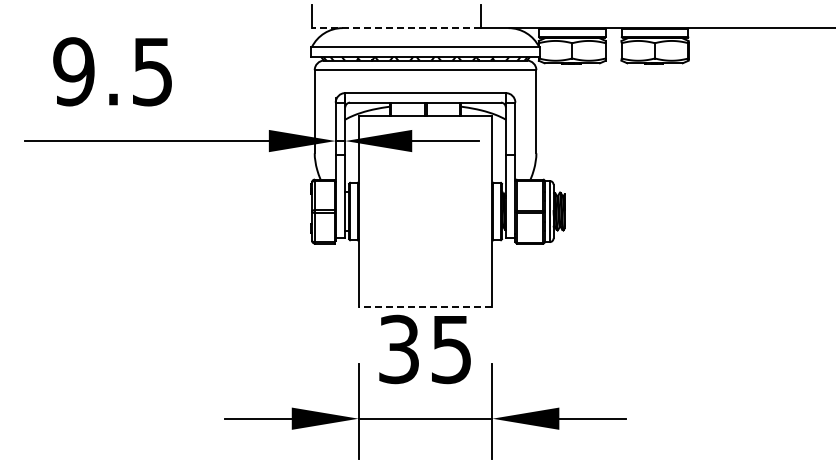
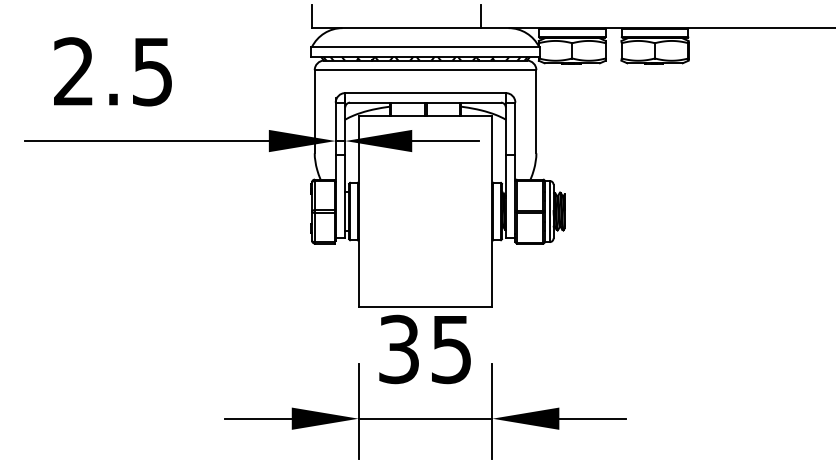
line: dashed -> solid (395, 28)
text: 9.5 -> 2.5 (73, 71)
line: dashed -> solid (425, 307)
